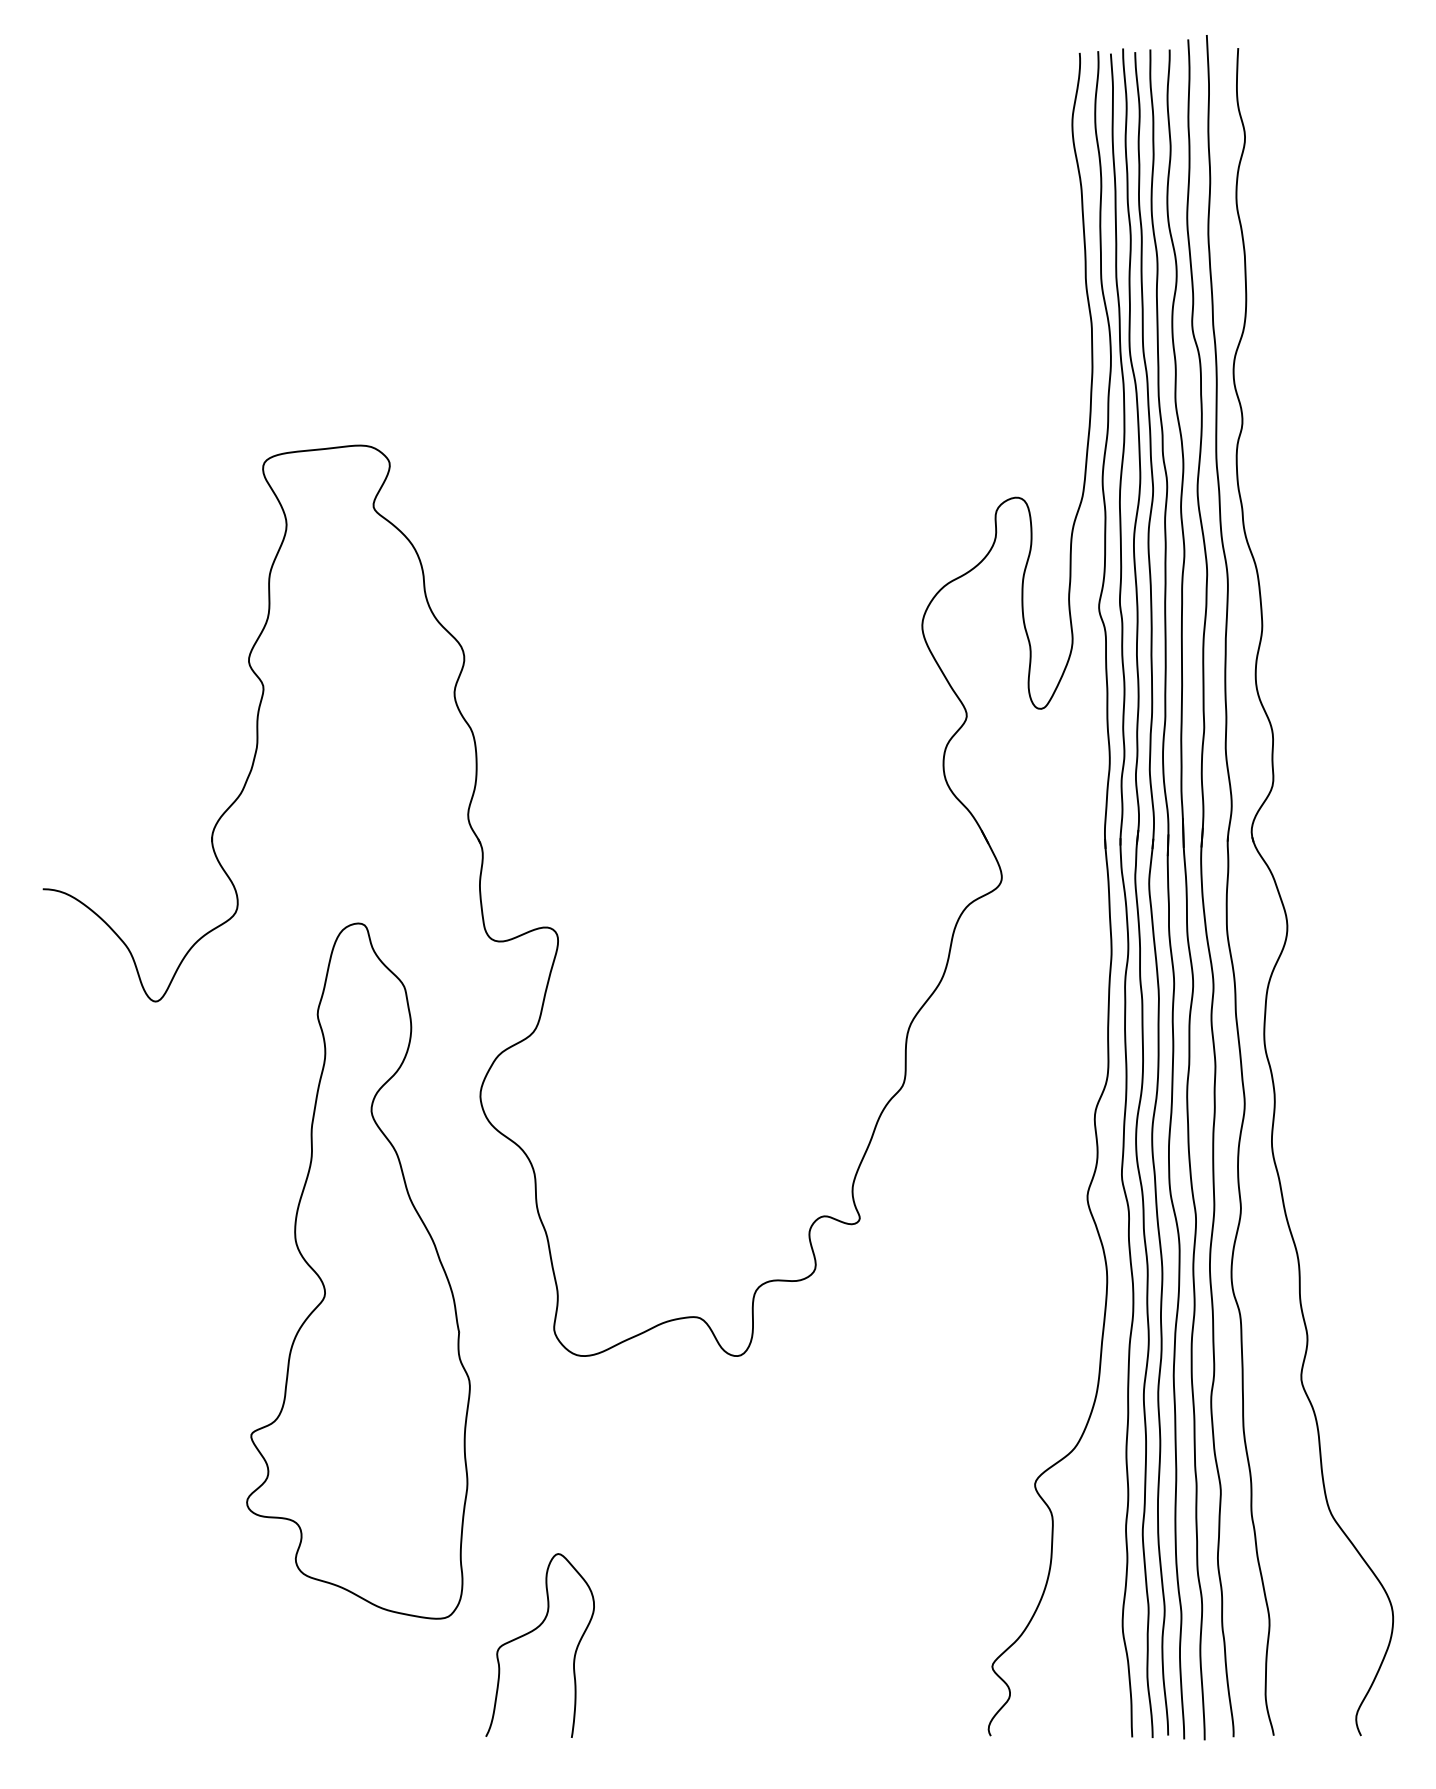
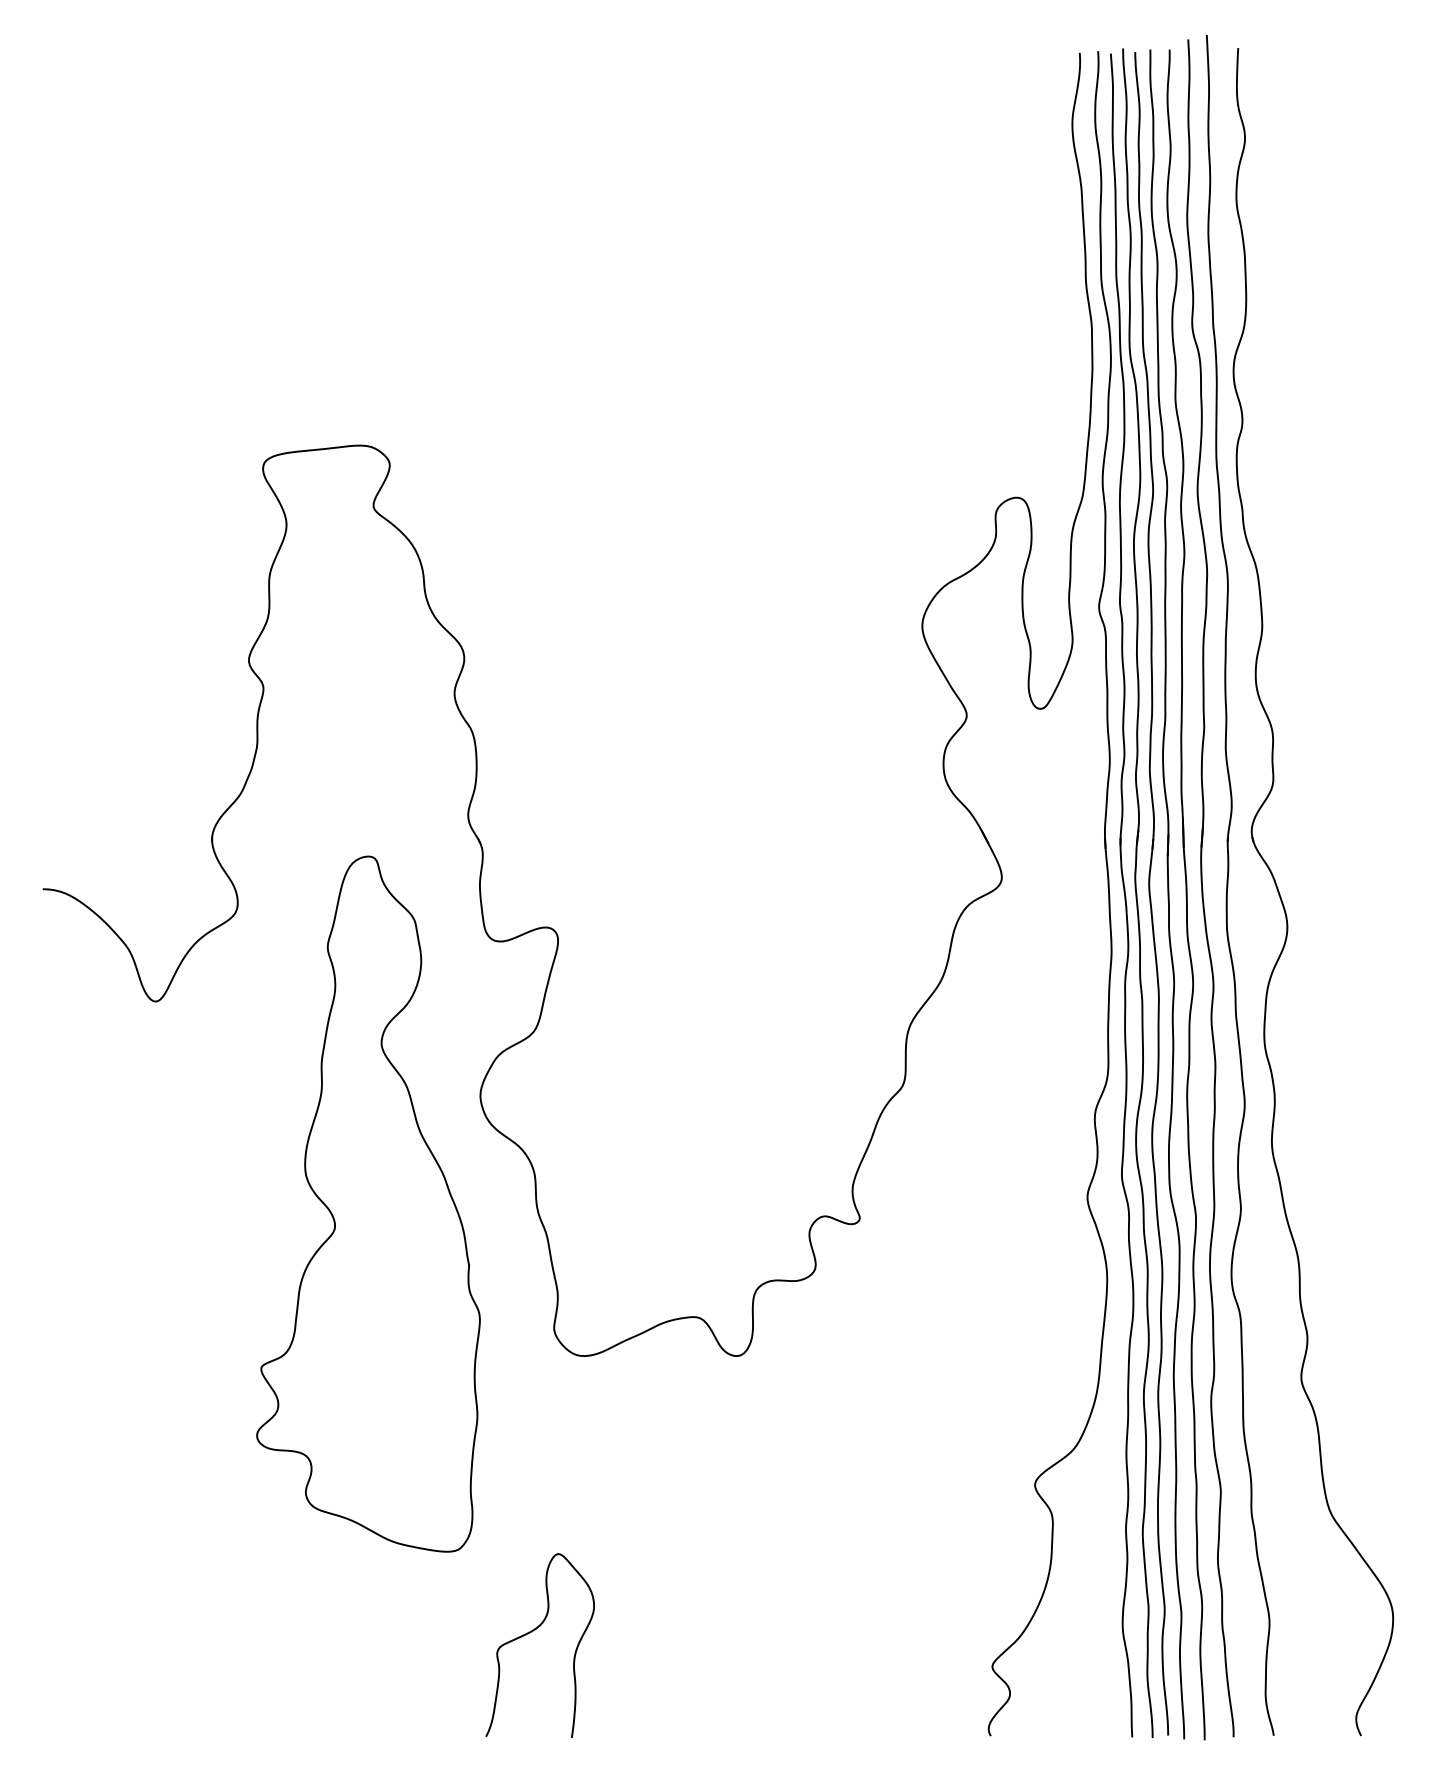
part position: (358, 1270) -> (368, 1203) (368, 1203)
